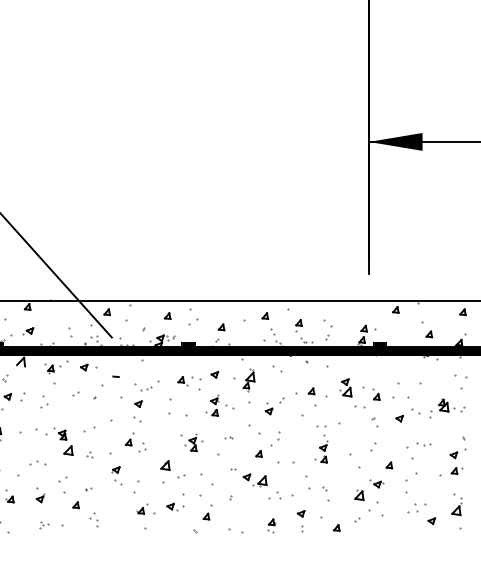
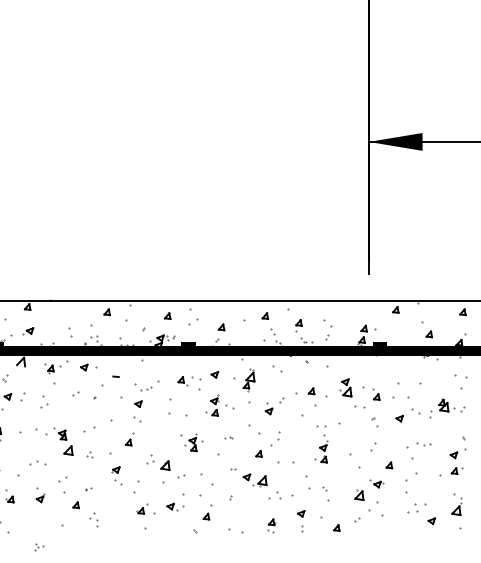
line: present -> none (56, 276)
part position: (142, 447) -> (150, 459) (150, 459)
part position: (44, 525) -> (39, 547) (39, 547)
